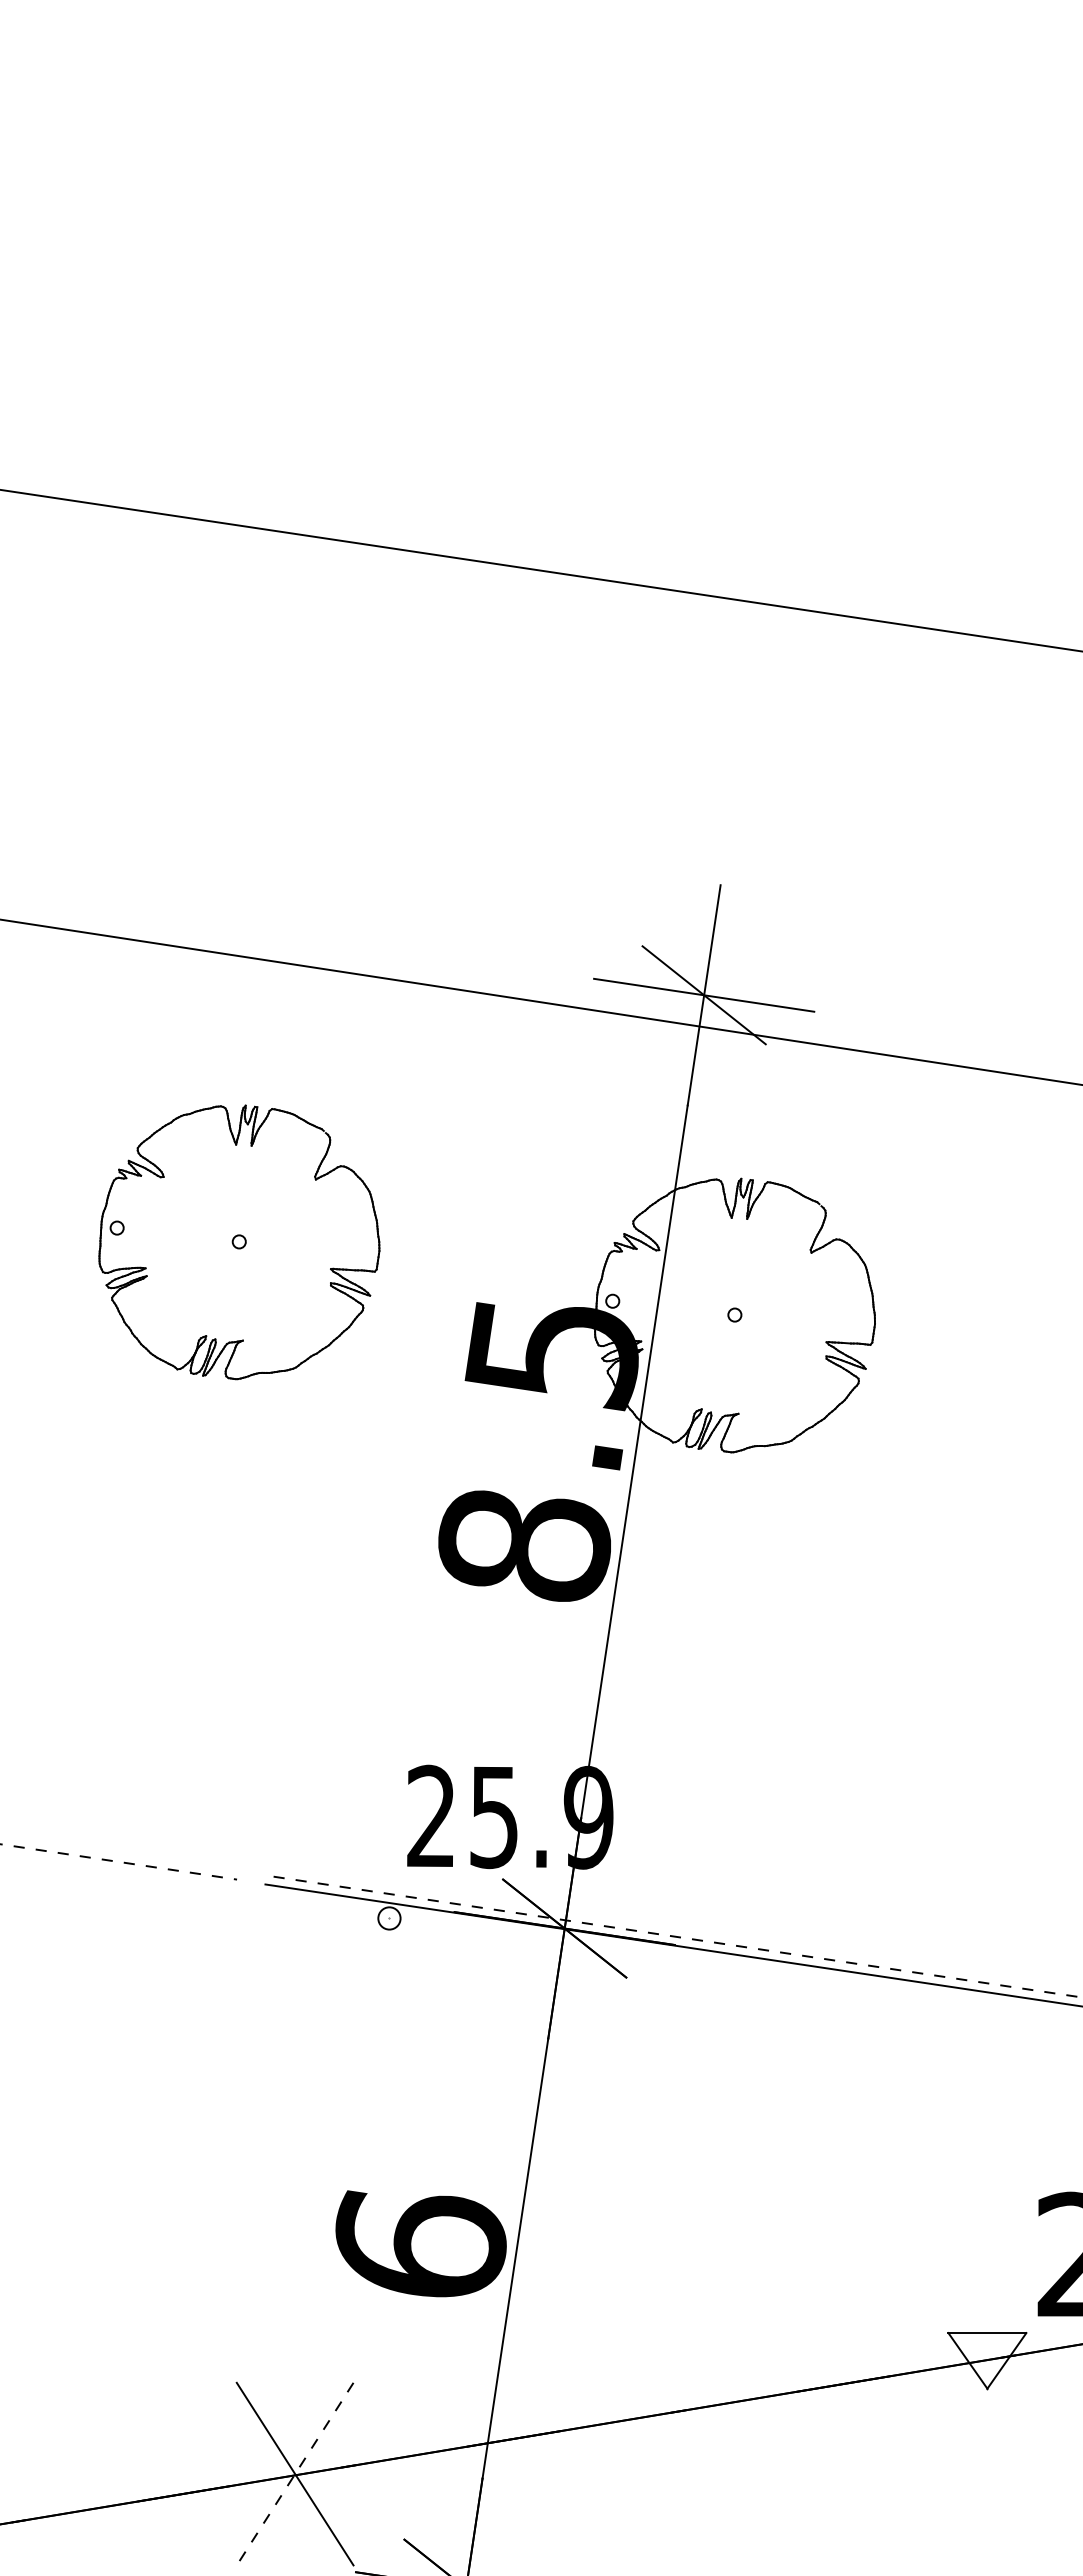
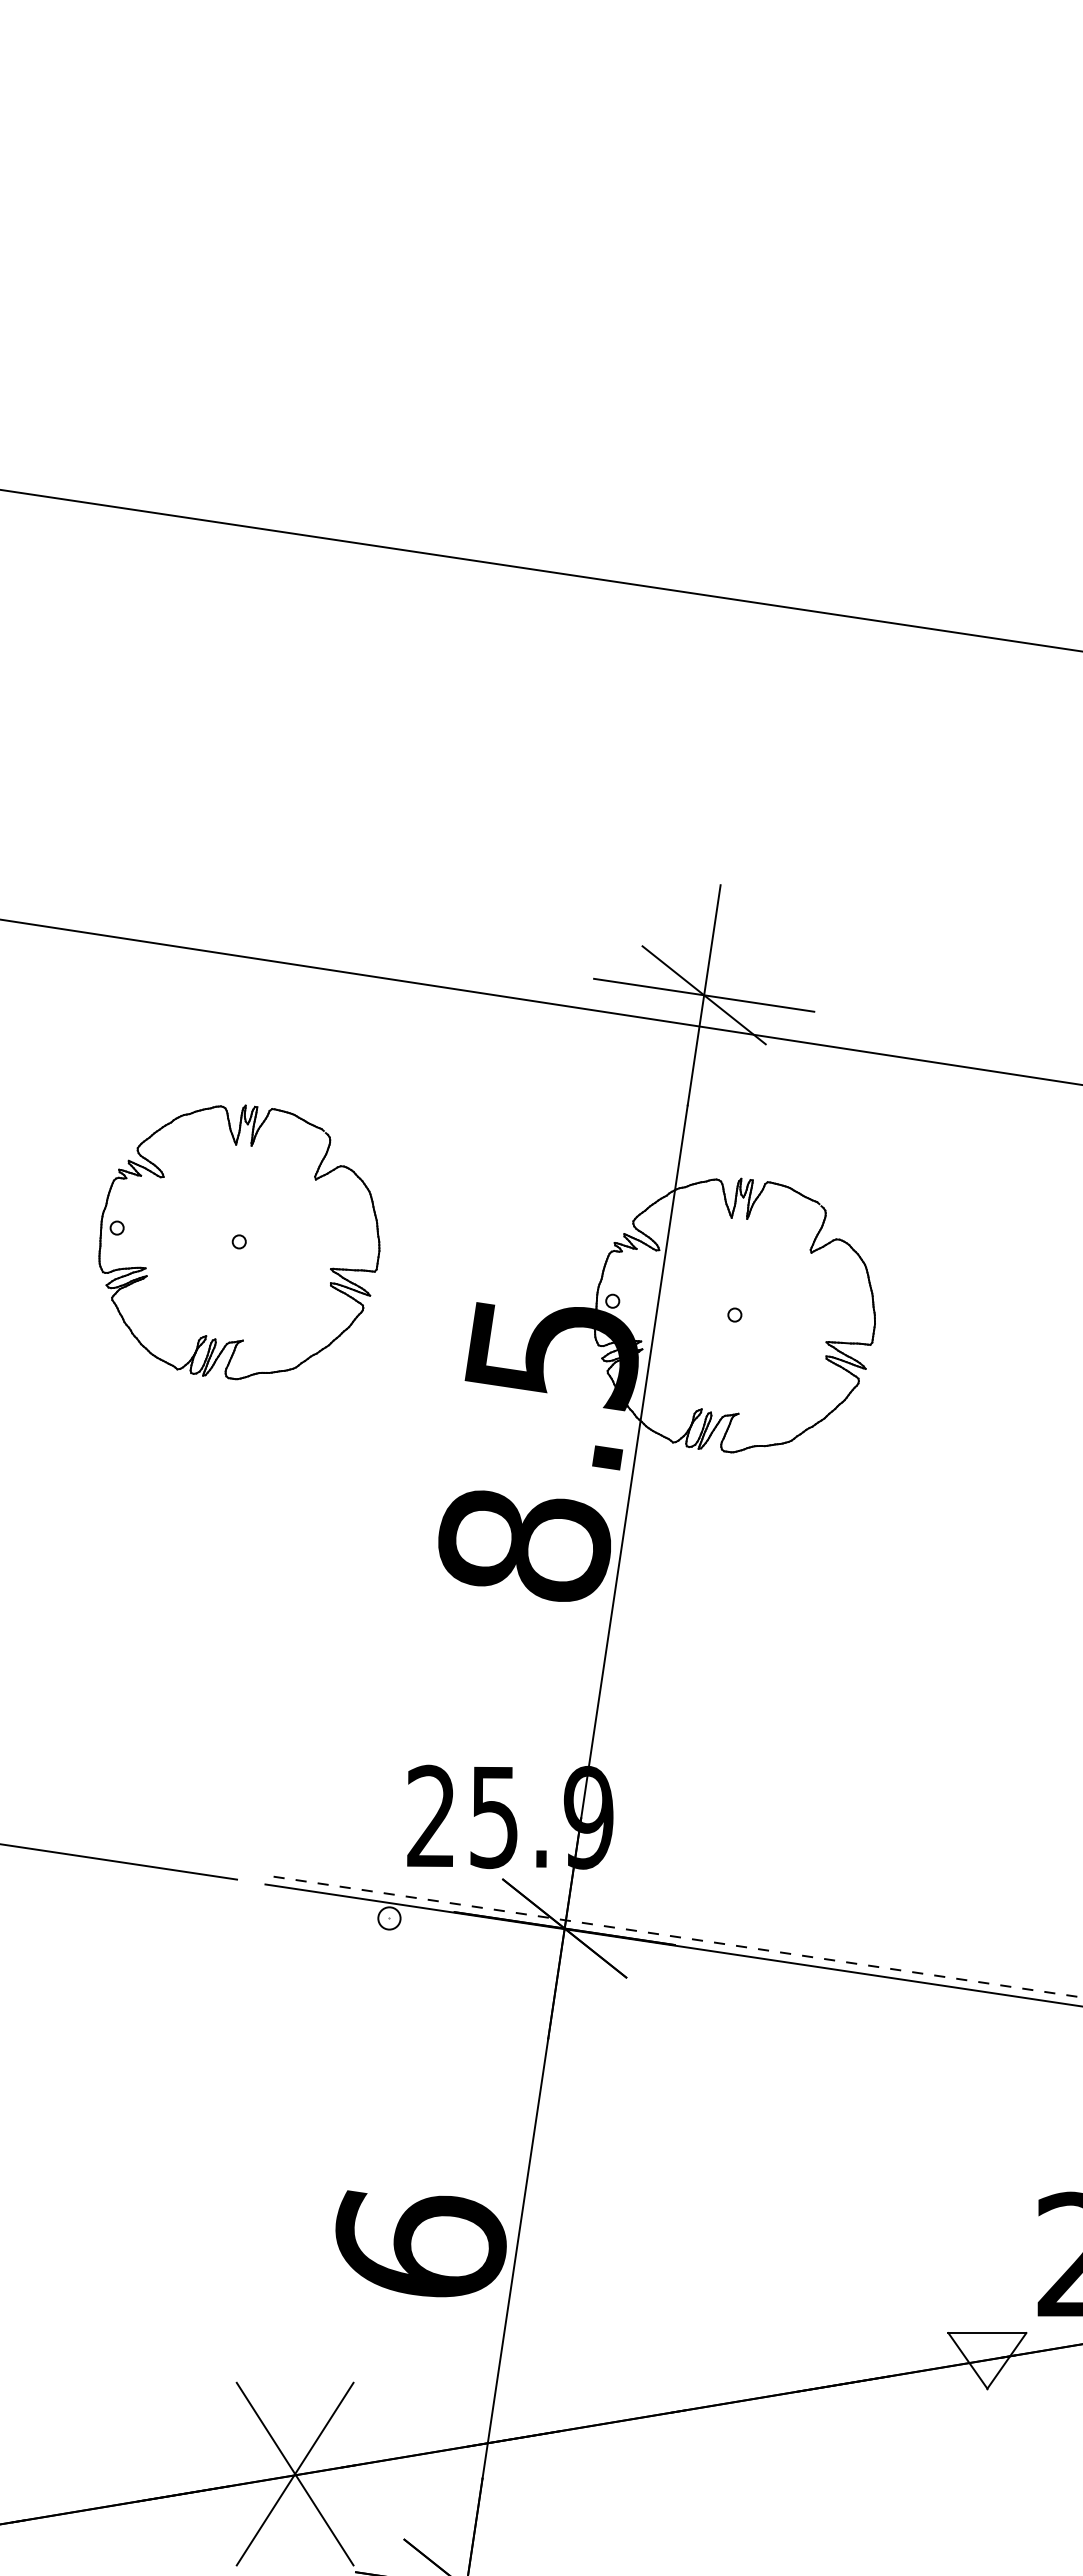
line: dashed -> solid (119, 1862)
line: dashed -> solid (294, 2474)
